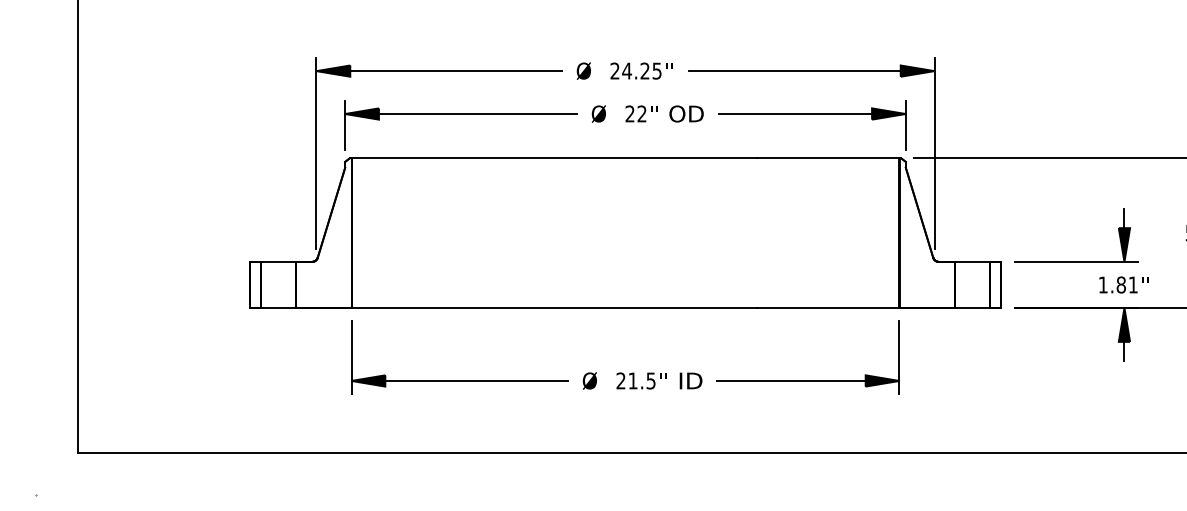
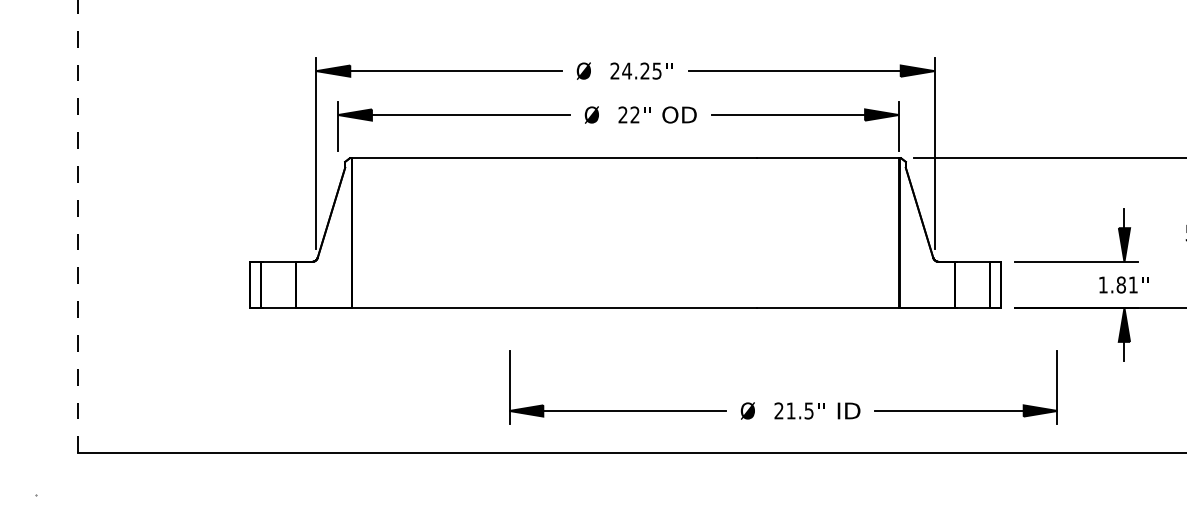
part position: (625, 125) -> (618, 126) (618, 126)
line: solid -> dashed (77, 226)
part position: (622, 372) -> (780, 402) (780, 402)
